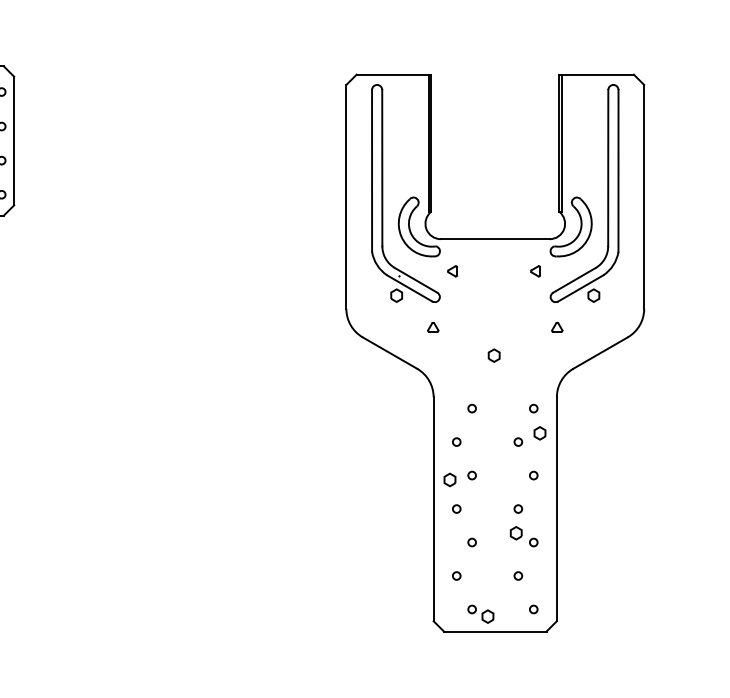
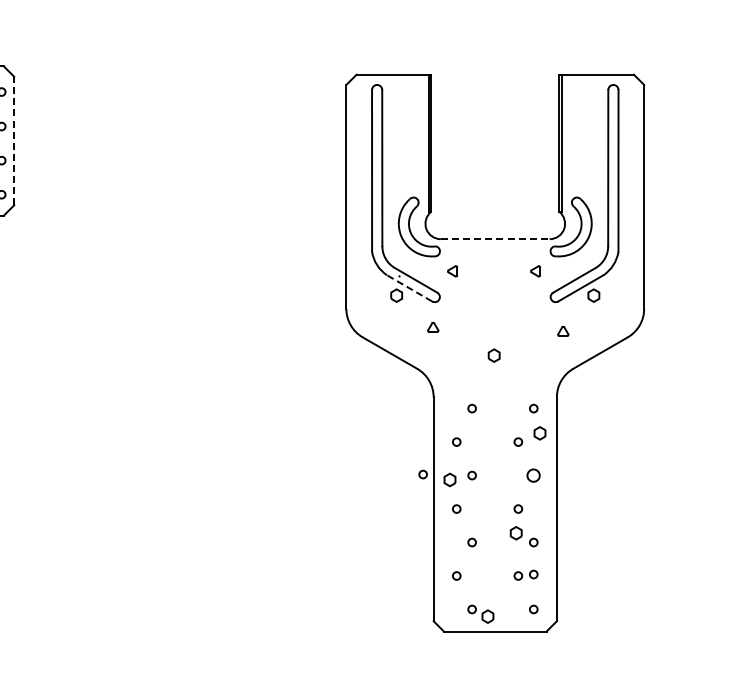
line: solid -> dashed (14, 140)
line: solid -> dashed (495, 239)
line: solid -> dashed (409, 288)
part position: (557, 327) -> (563, 331) (563, 331)
circle: none -> present (422, 474)
circle size: 10x11 px -> 15x15 px (533, 475)
circle: none -> present (533, 574)
